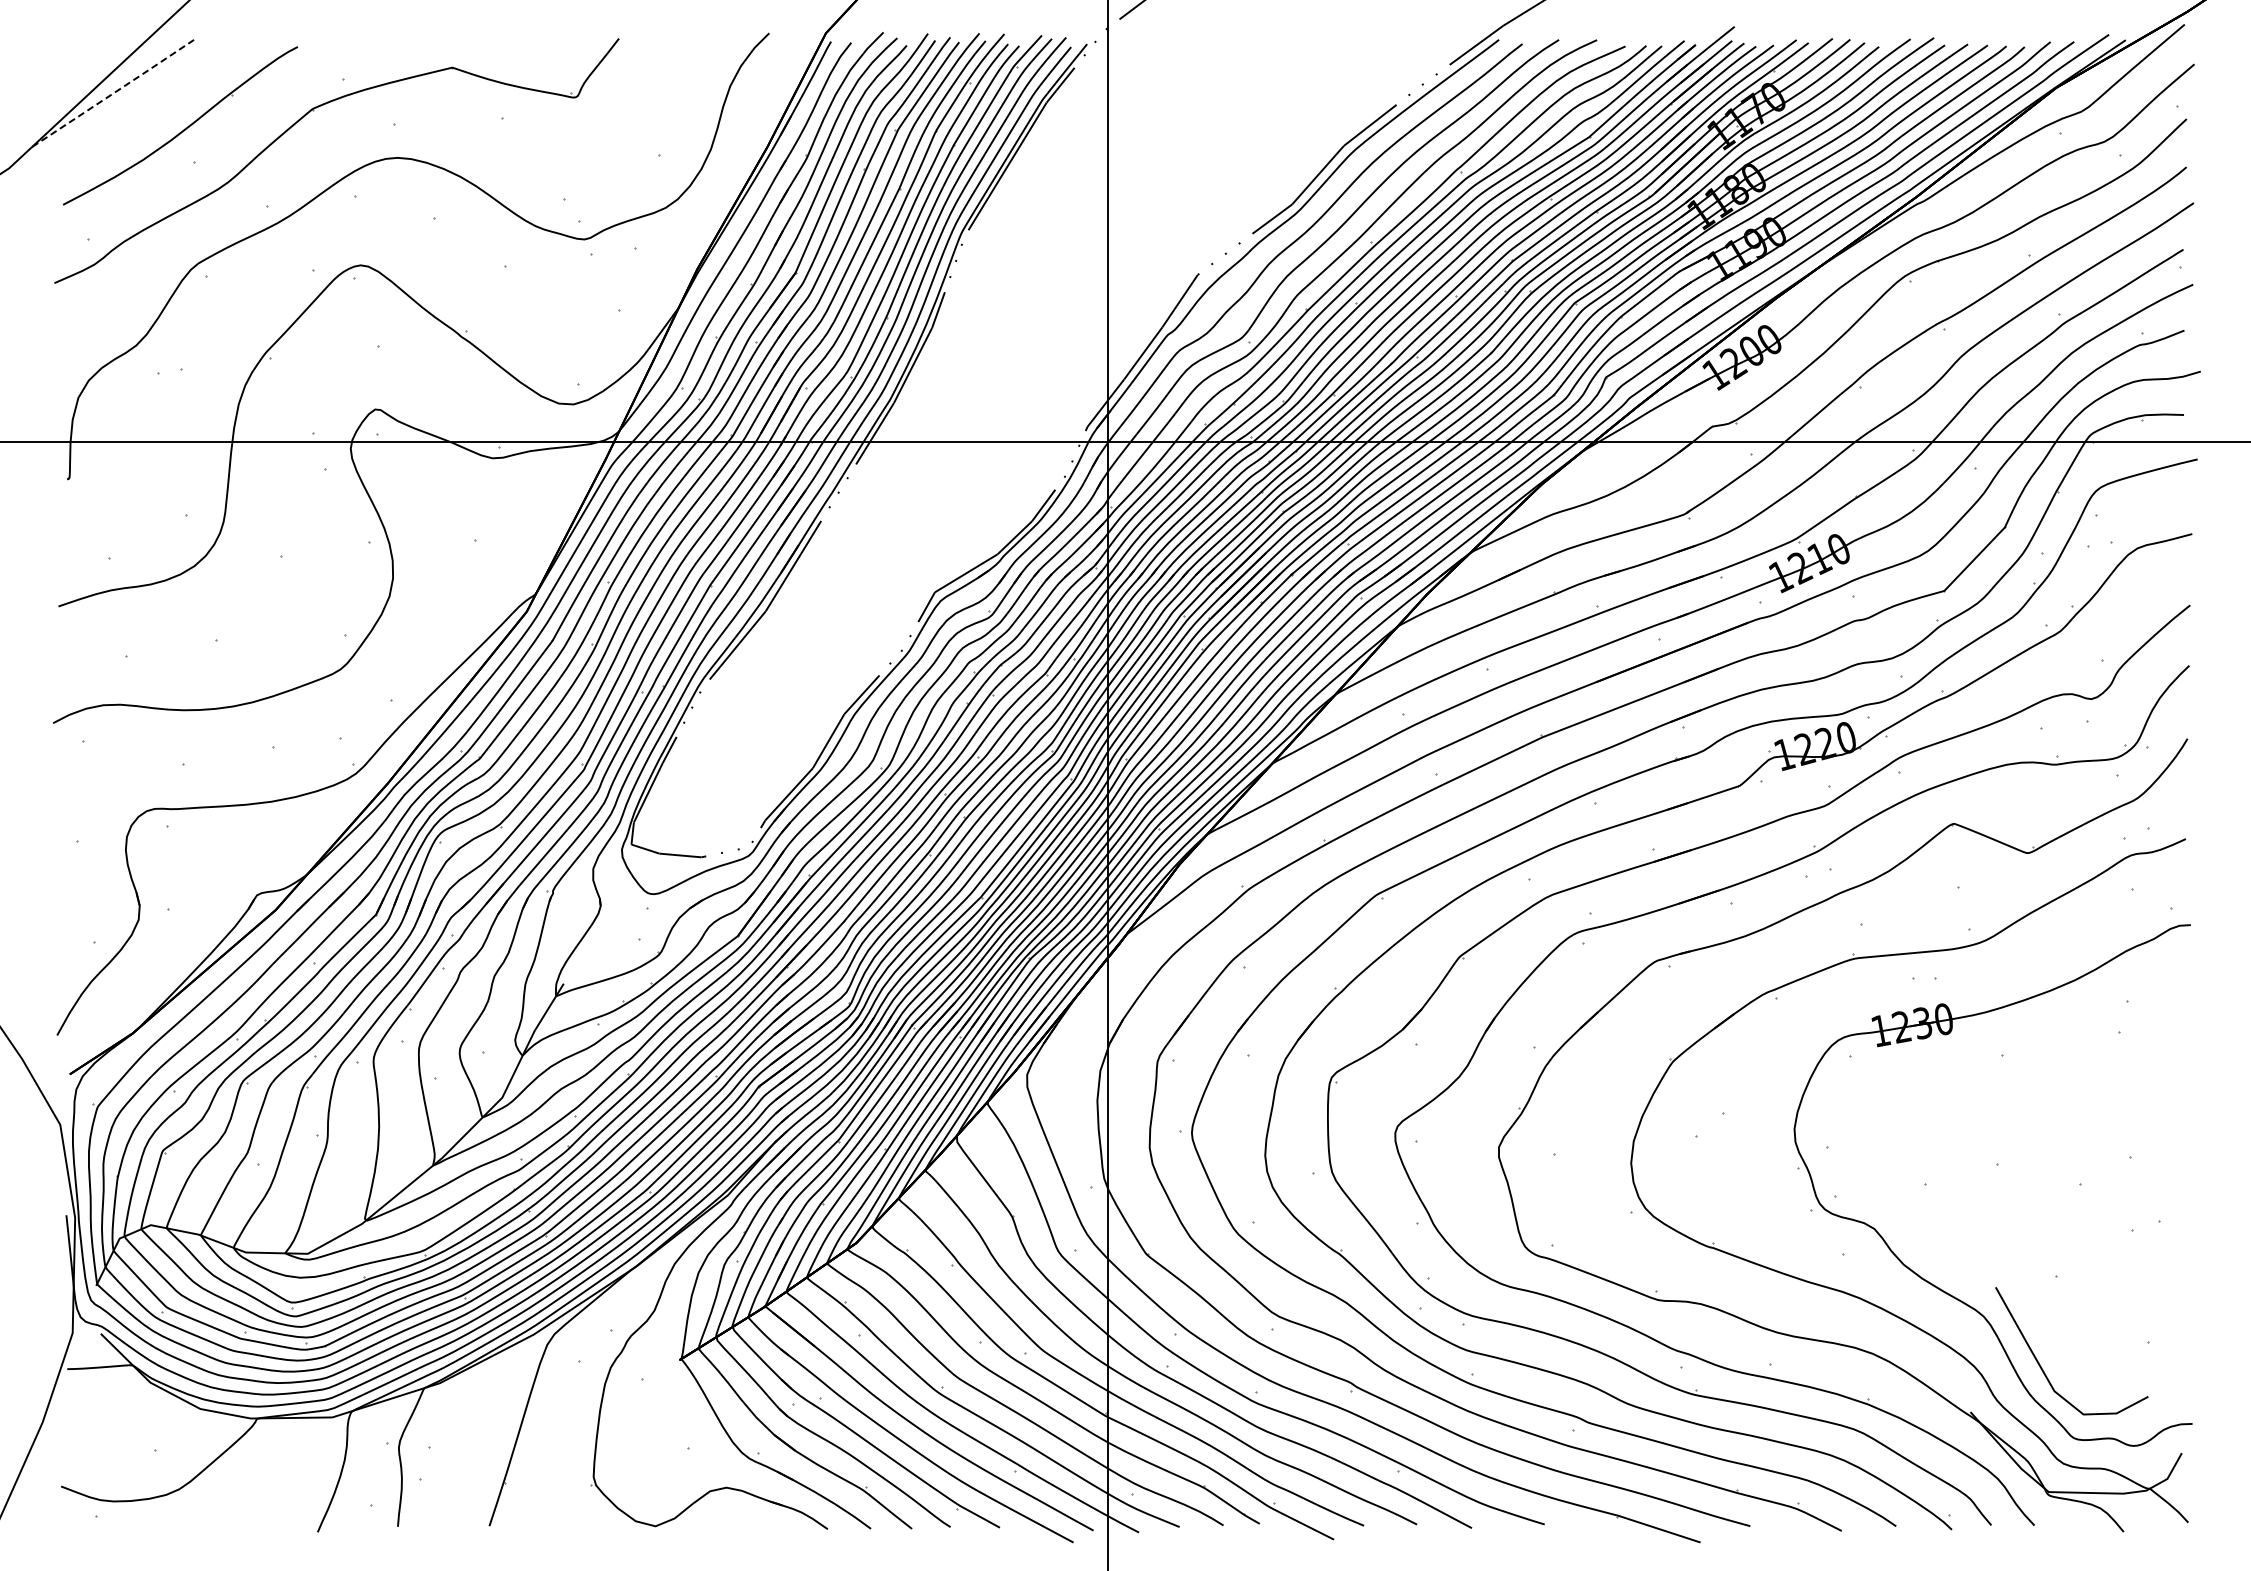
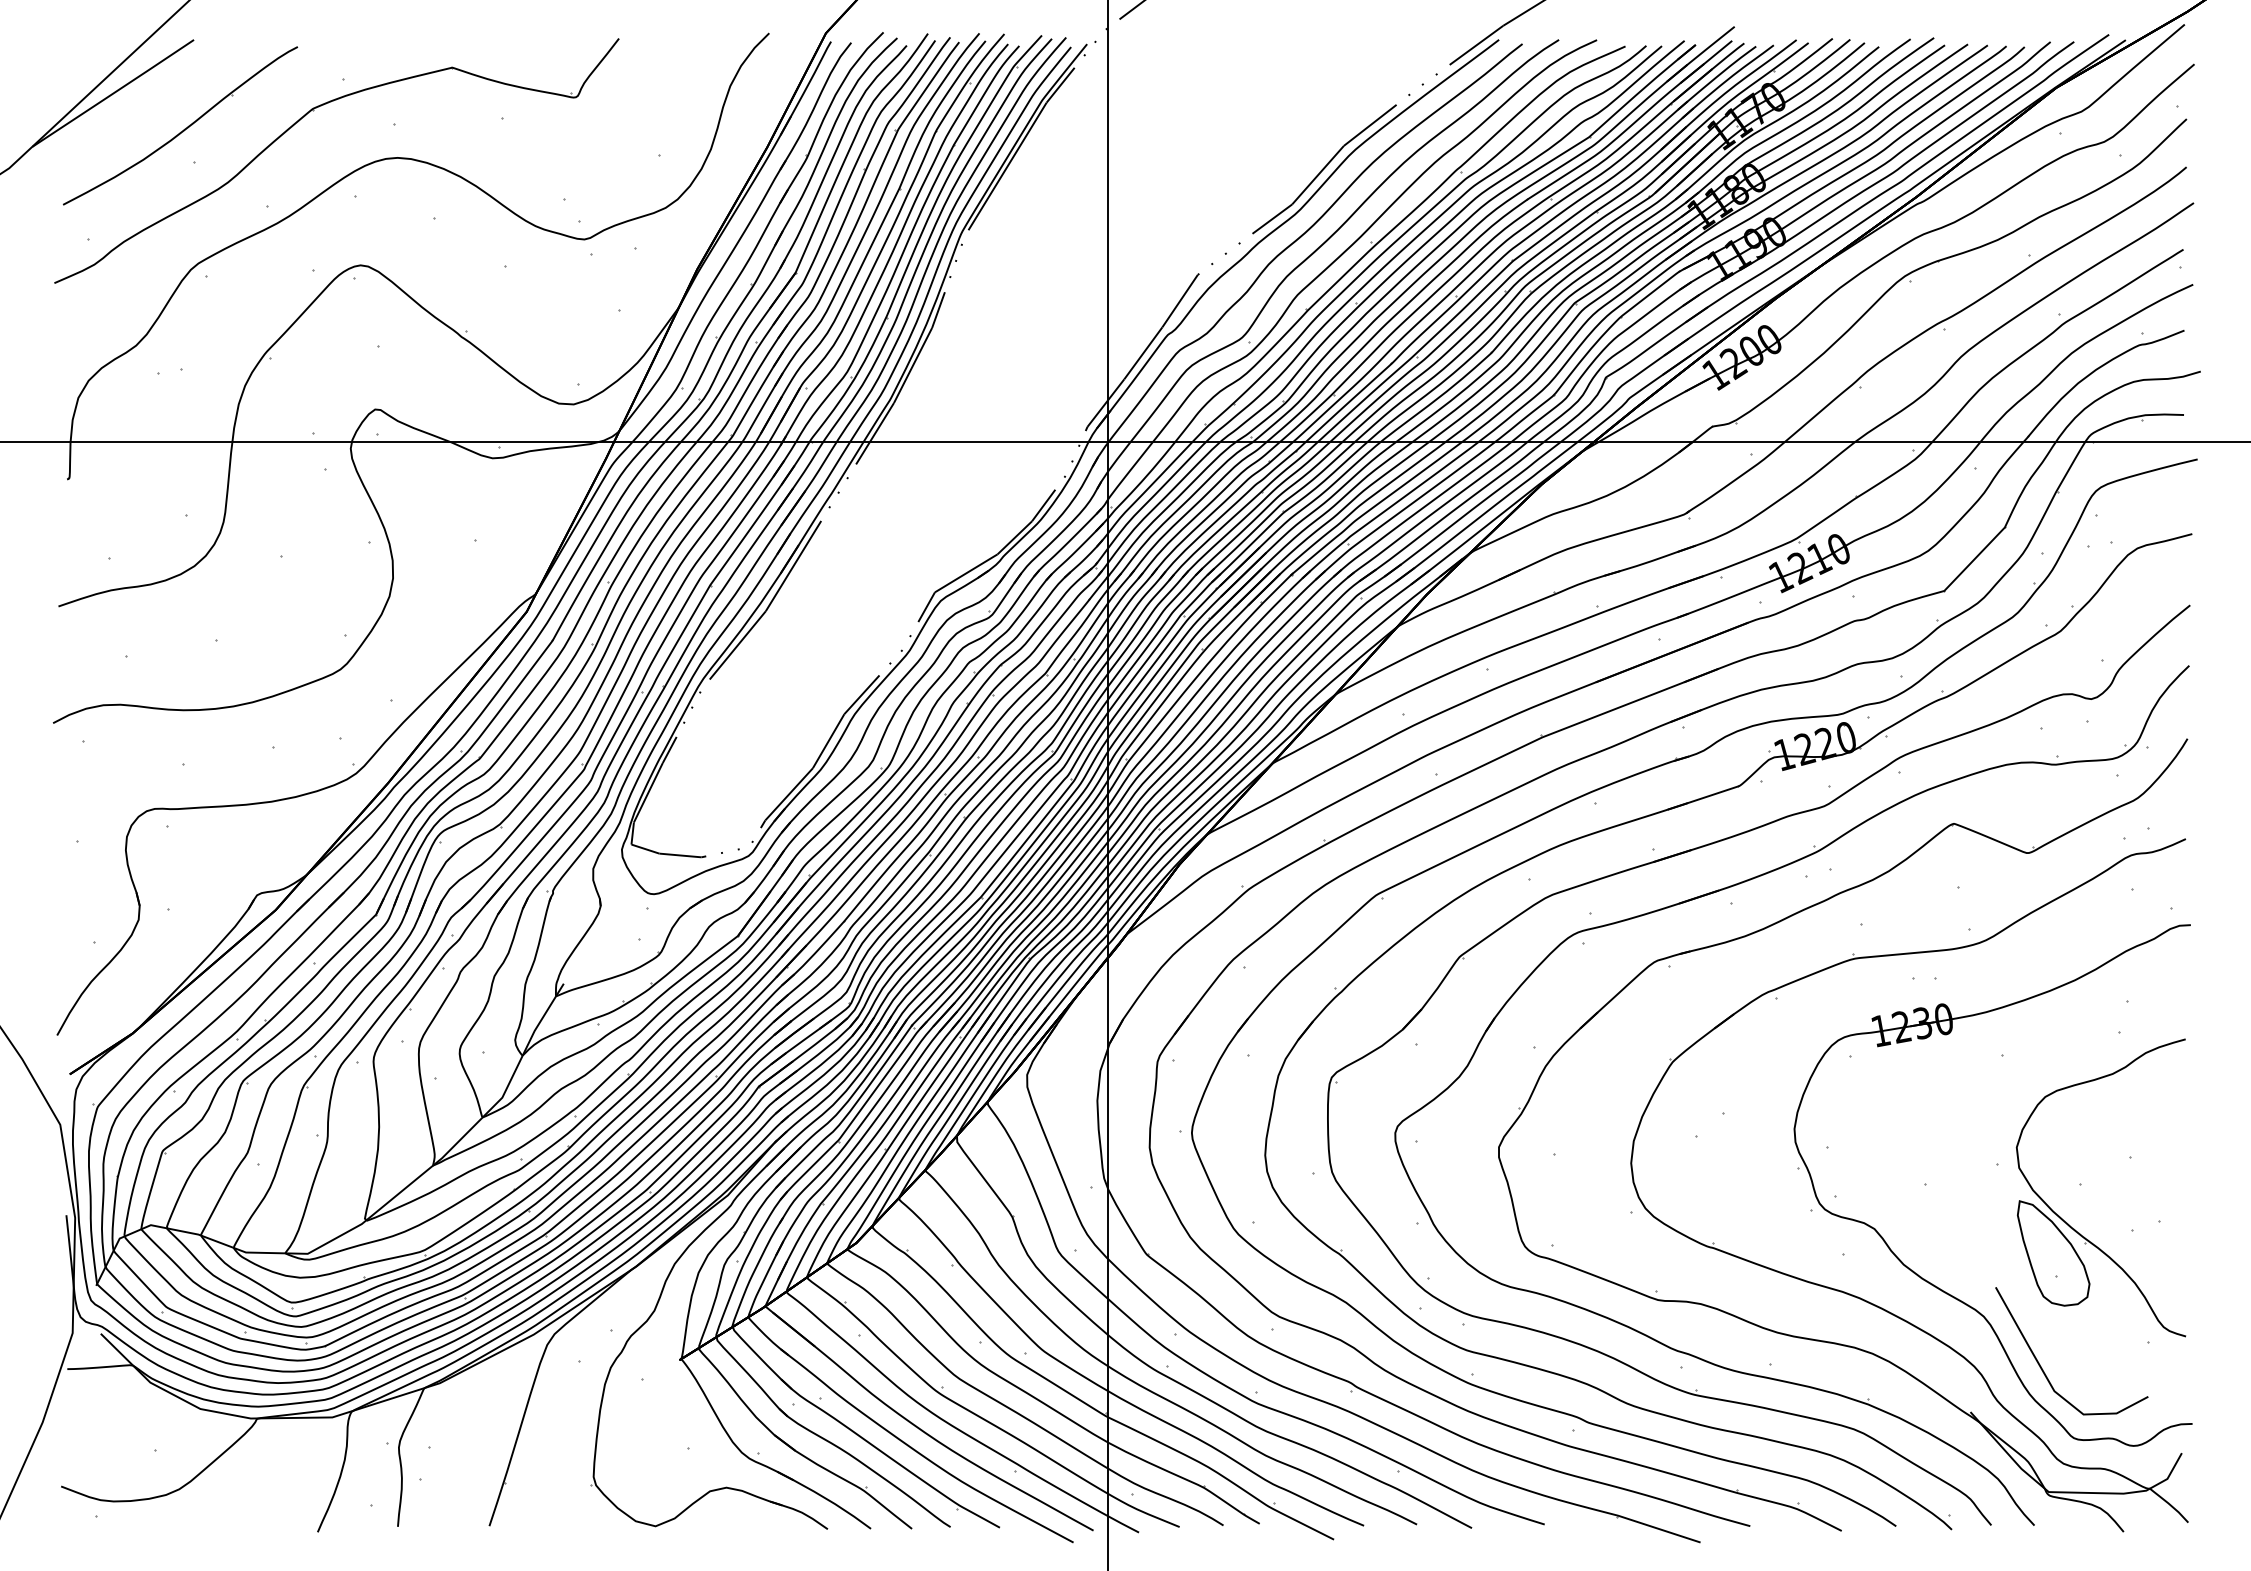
line: dashed -> solid (113, 93)
part: none -> present (2067, 1222)
